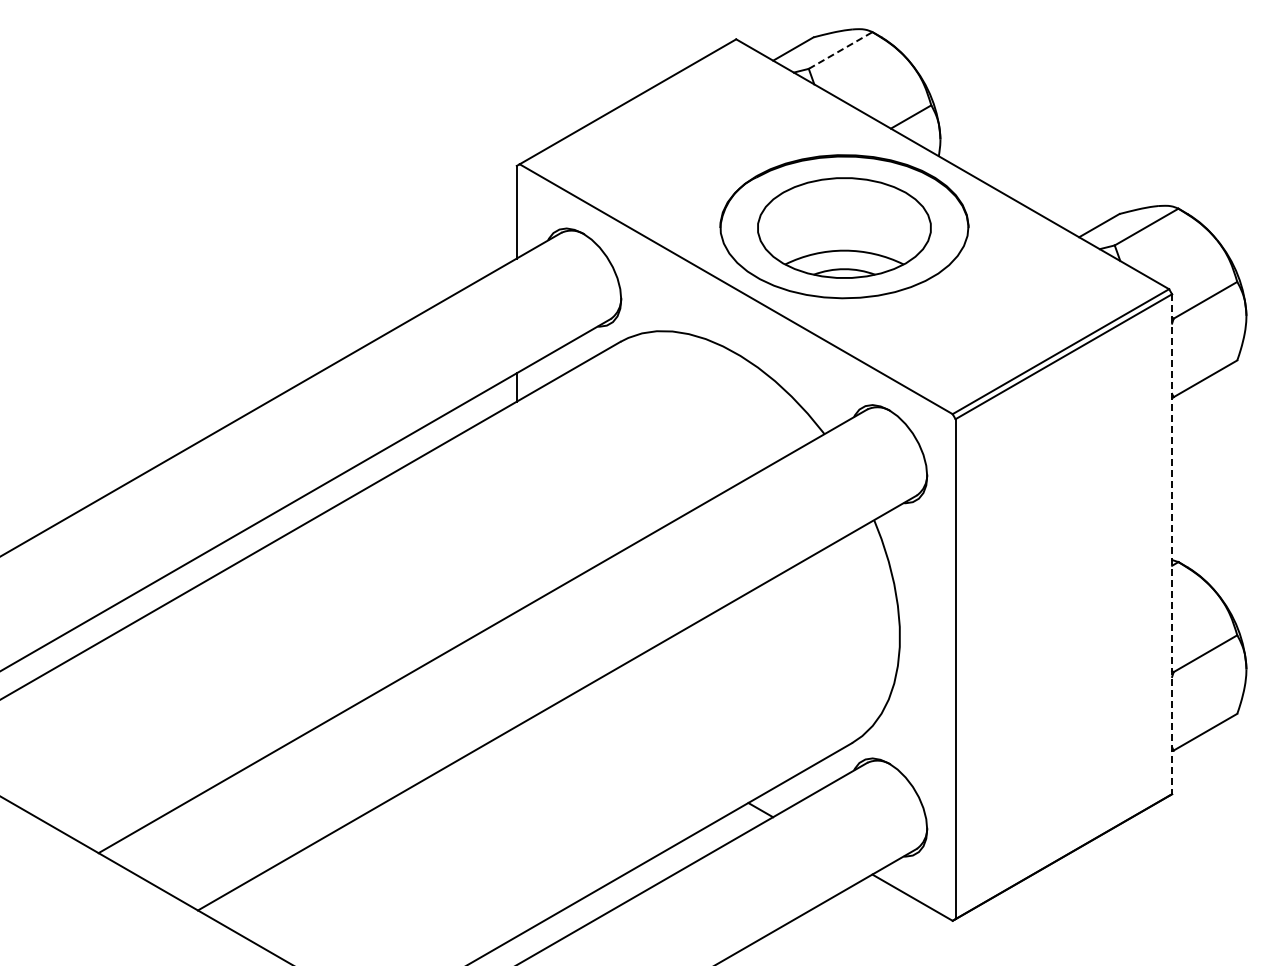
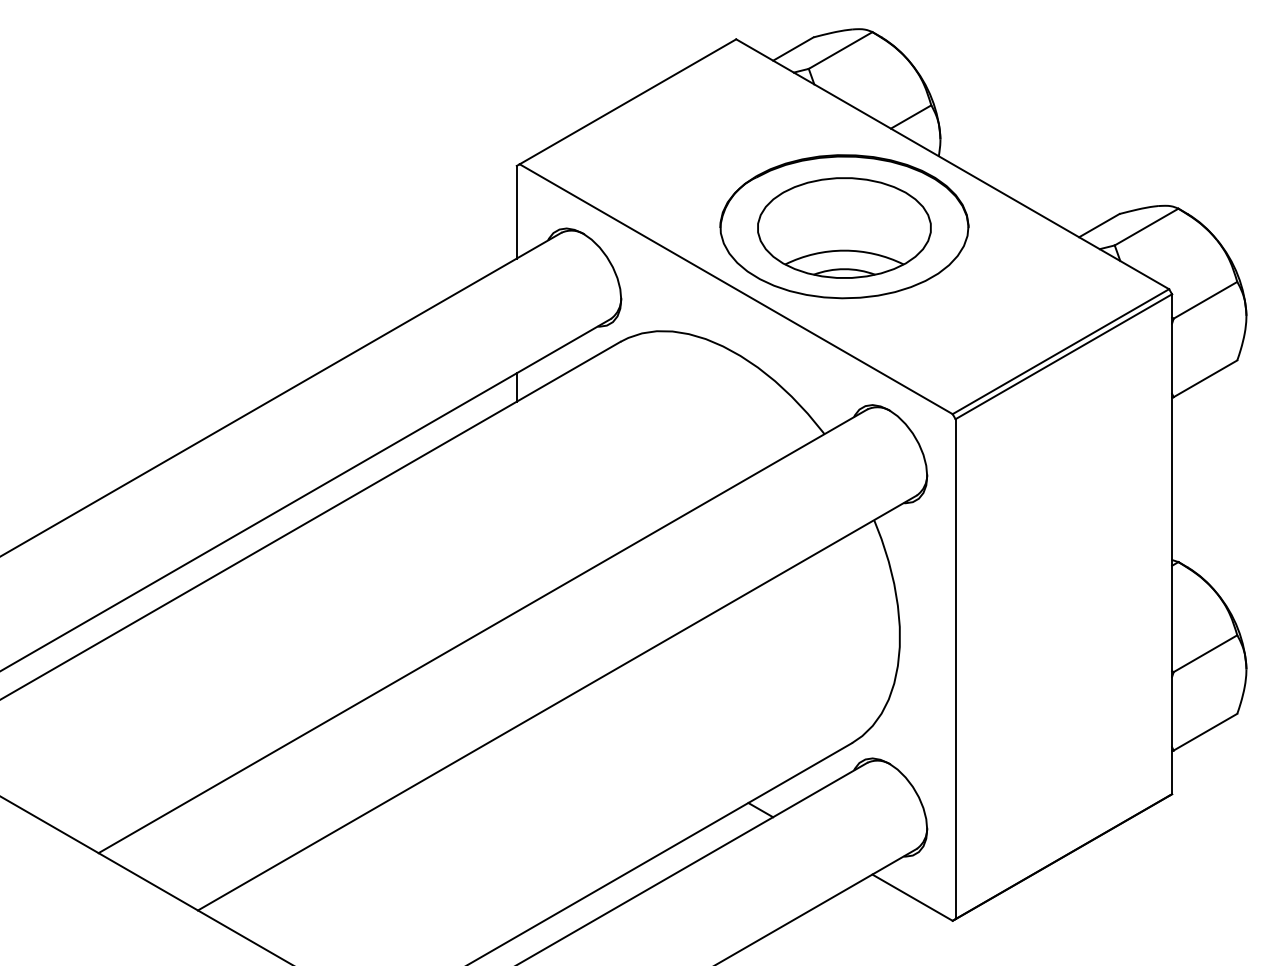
line: dashed -> solid (840, 50)
line: dashed -> solid (1172, 544)
